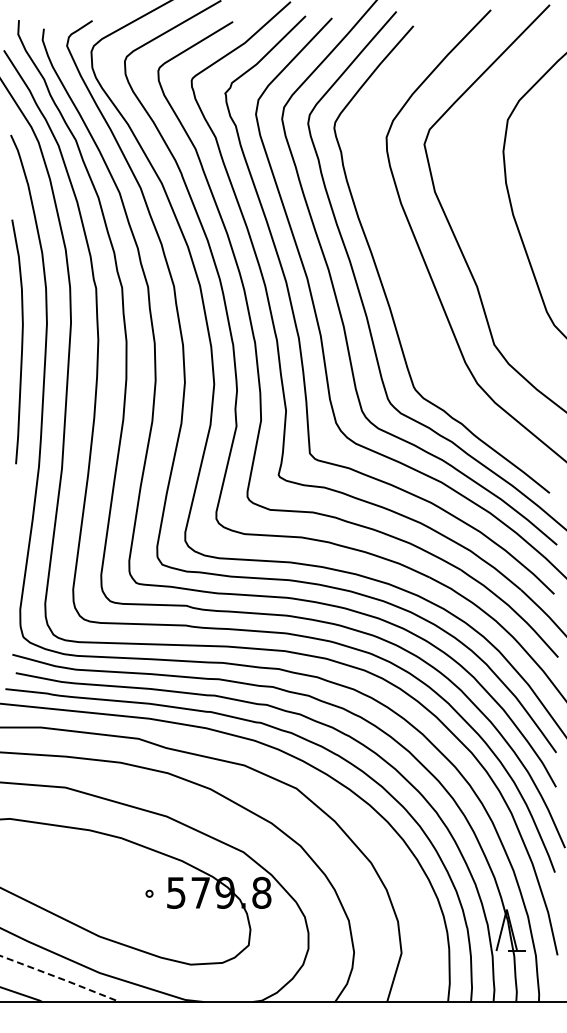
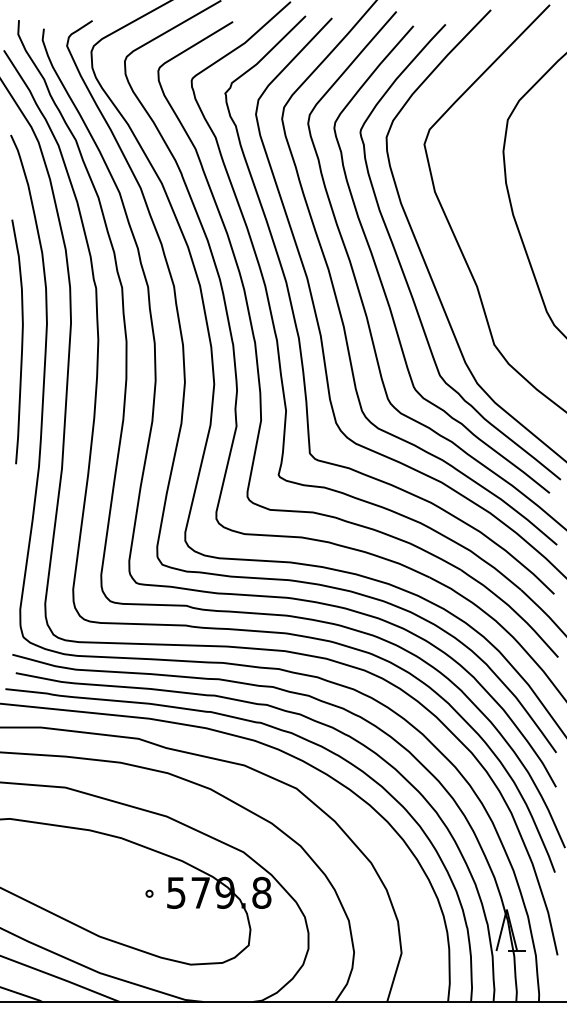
curve: none -> present (404, 272)
line: dashed -> solid (61, 978)
